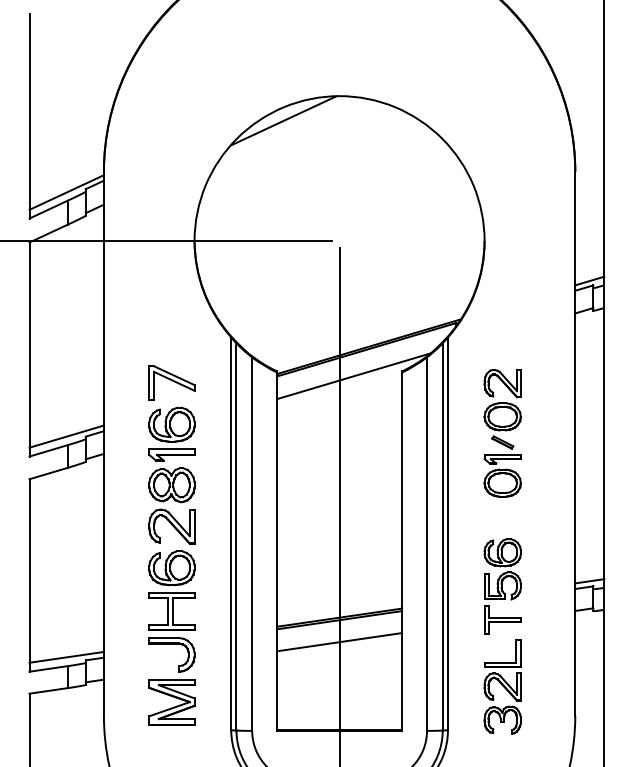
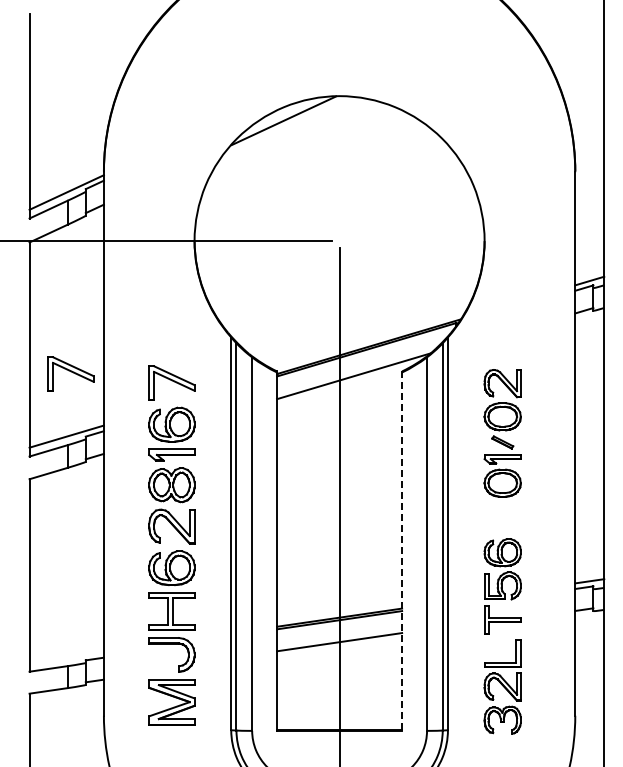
part: none -> present (70, 373)
line: solid -> dashed (402, 551)
line: present -> none (66, 656)
